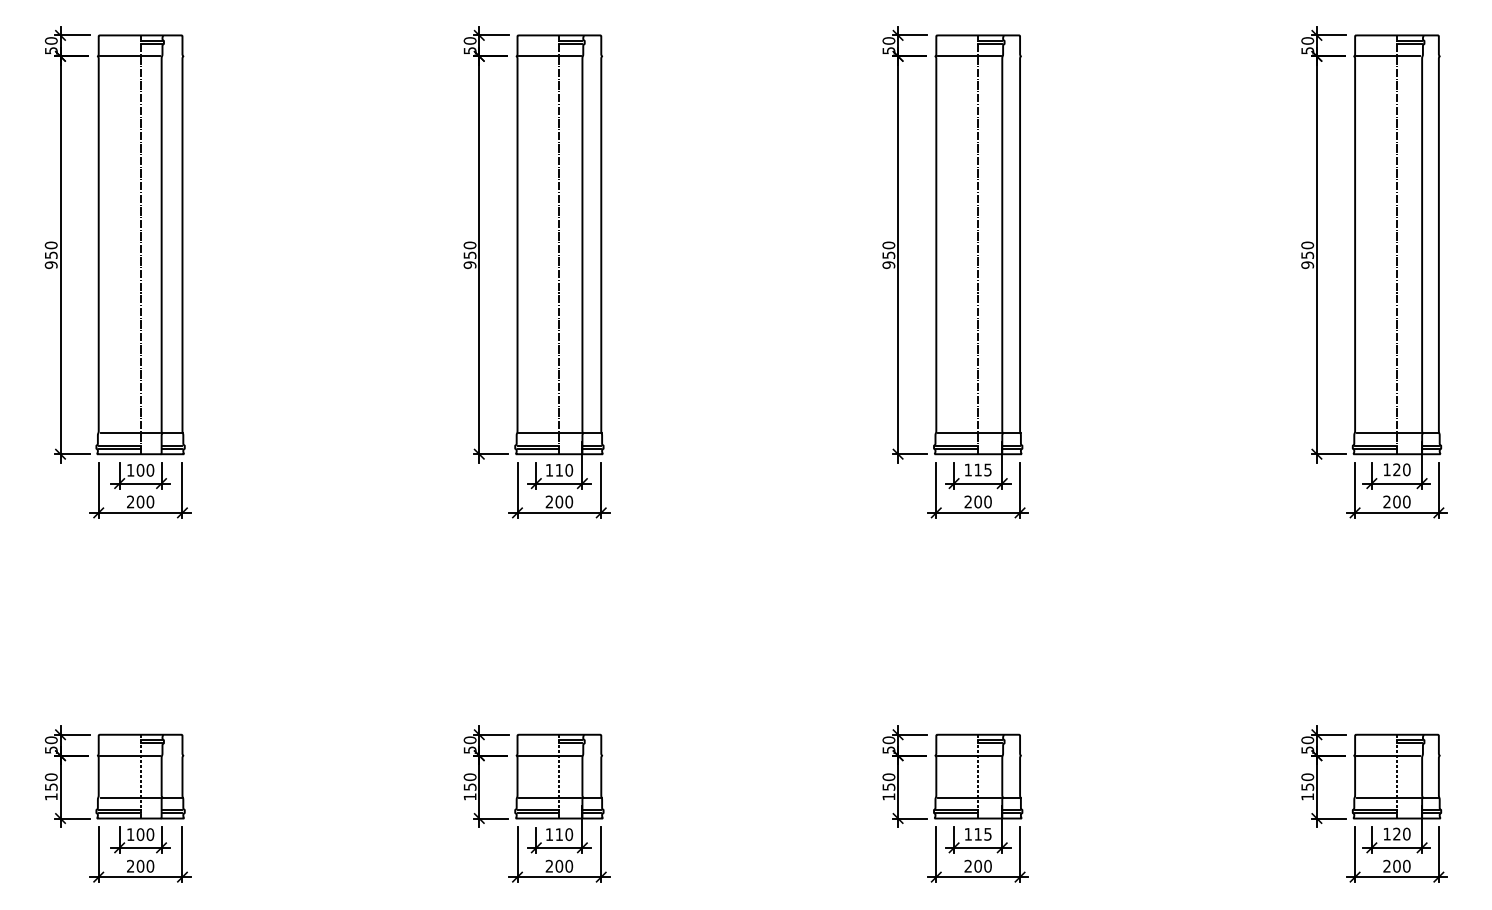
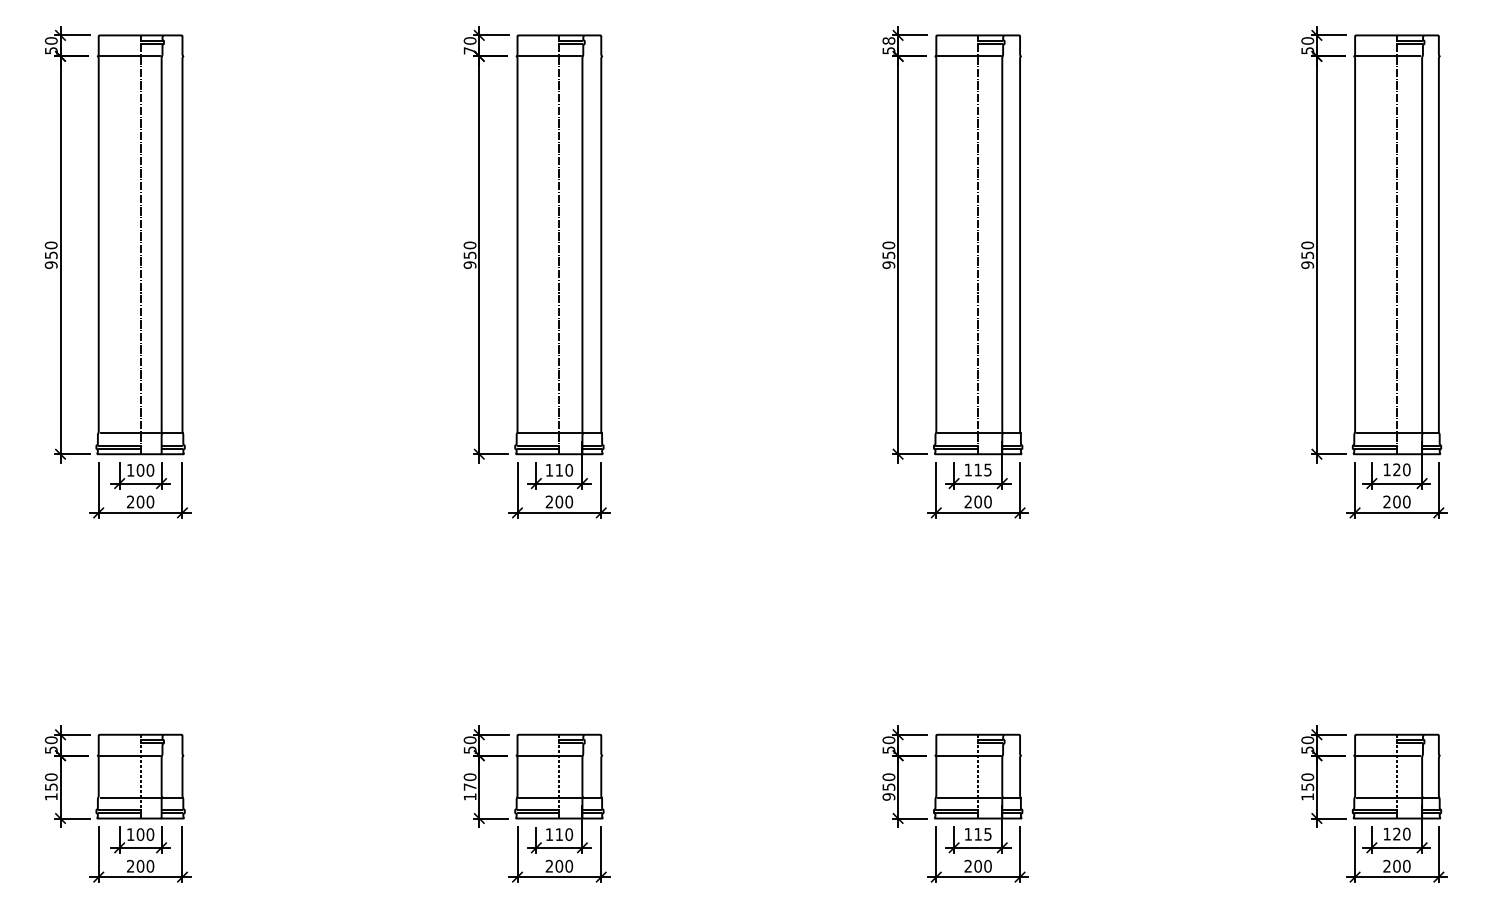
text: 50 -> 58 (888, 40)
text: 50 -> 70 (469, 50)
text: 150 -> 170 (470, 786)
text: 150 -> 950 (888, 796)
